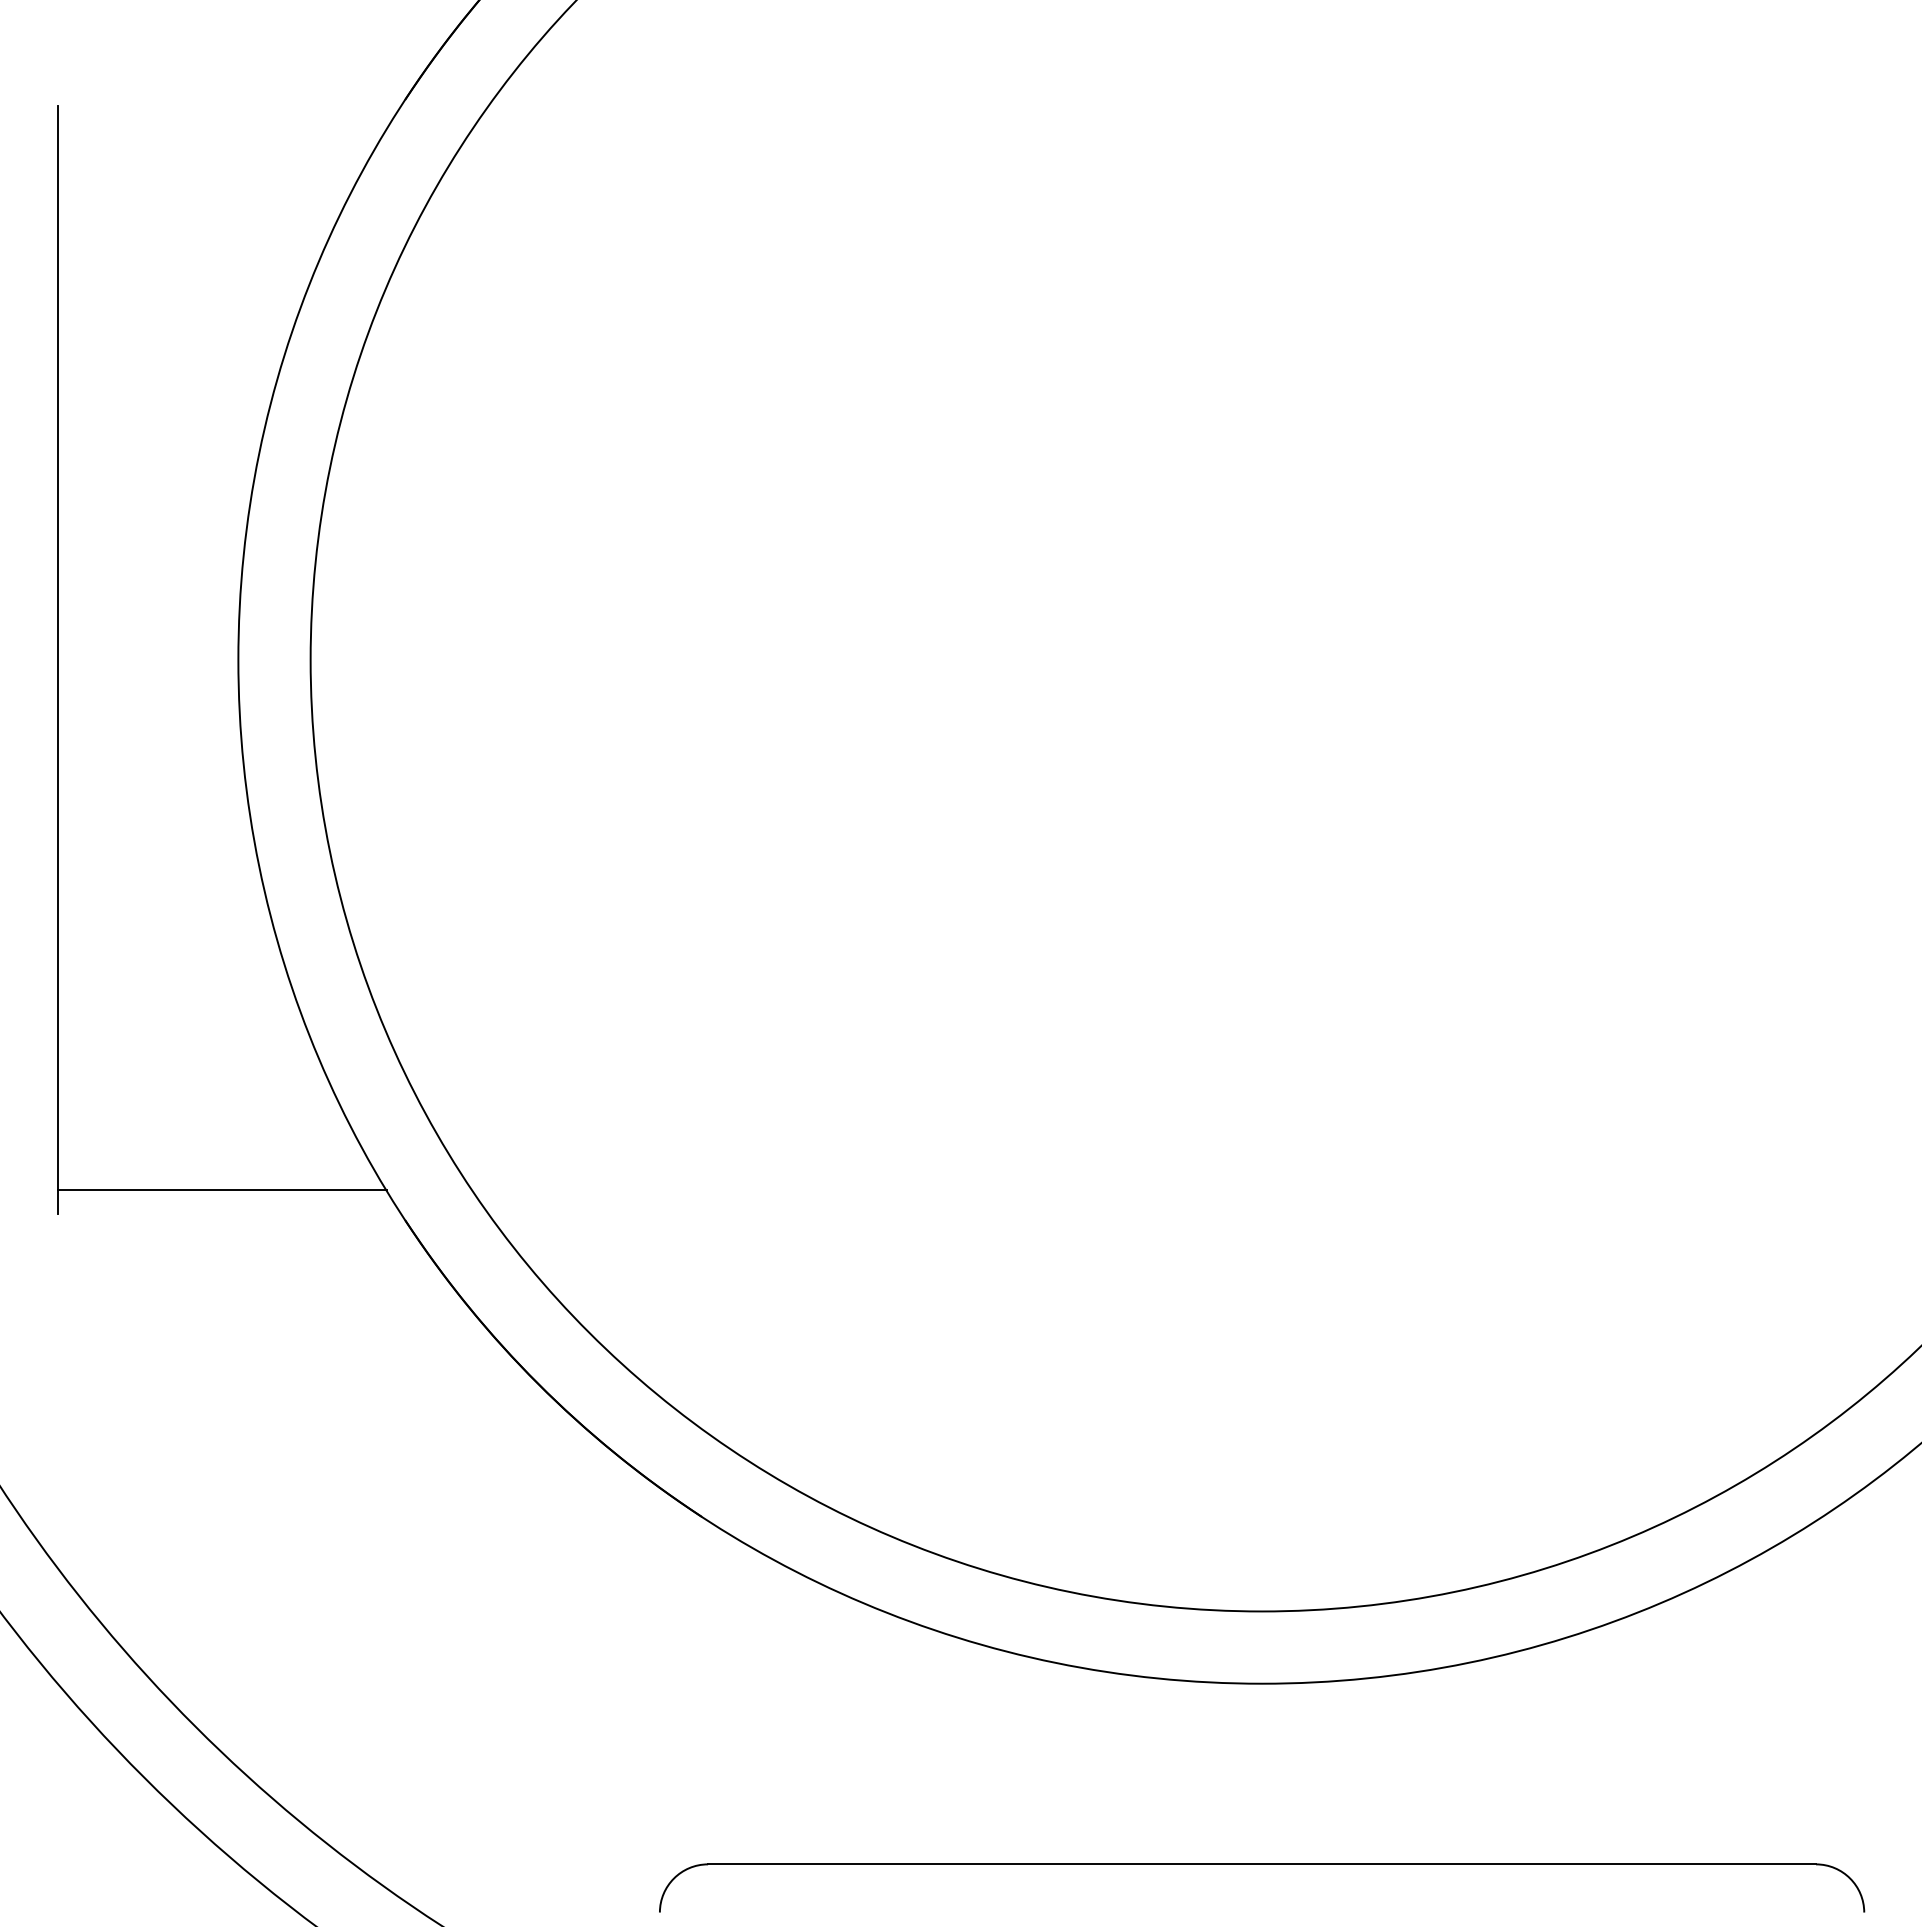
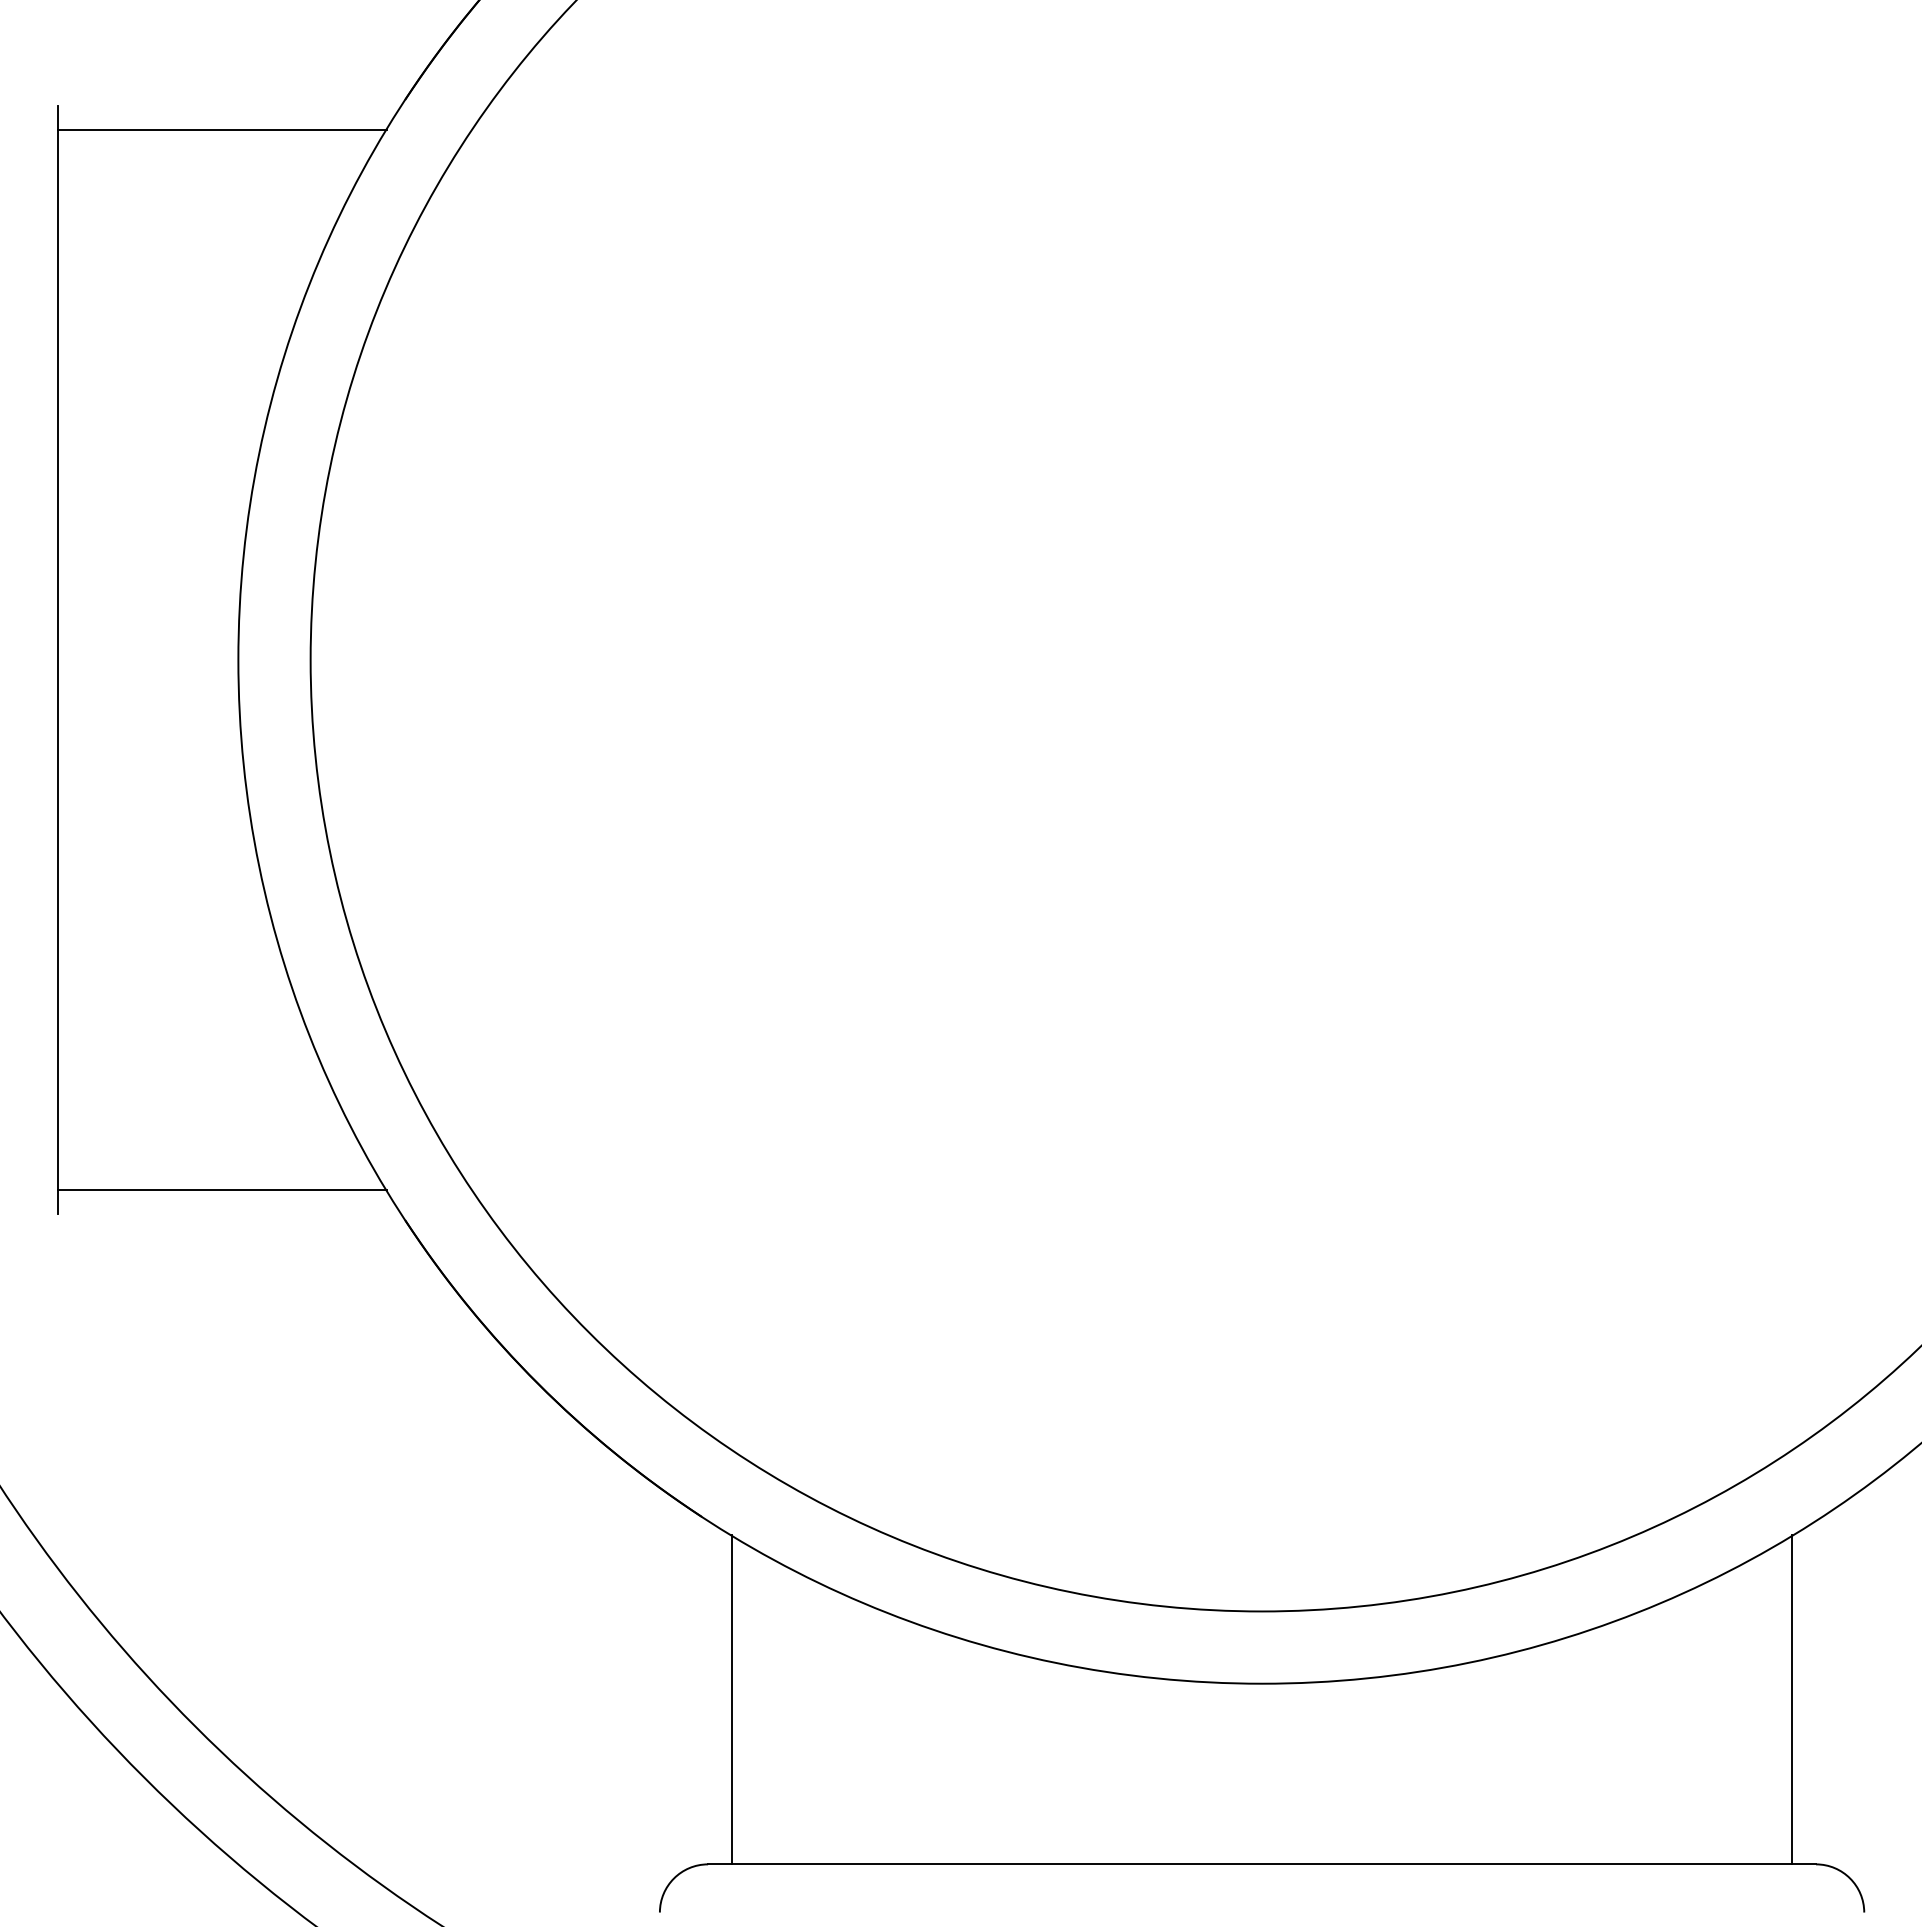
line: none -> present (221, 130)
line: none -> present (732, 1699)
line: none -> present (1791, 1699)
